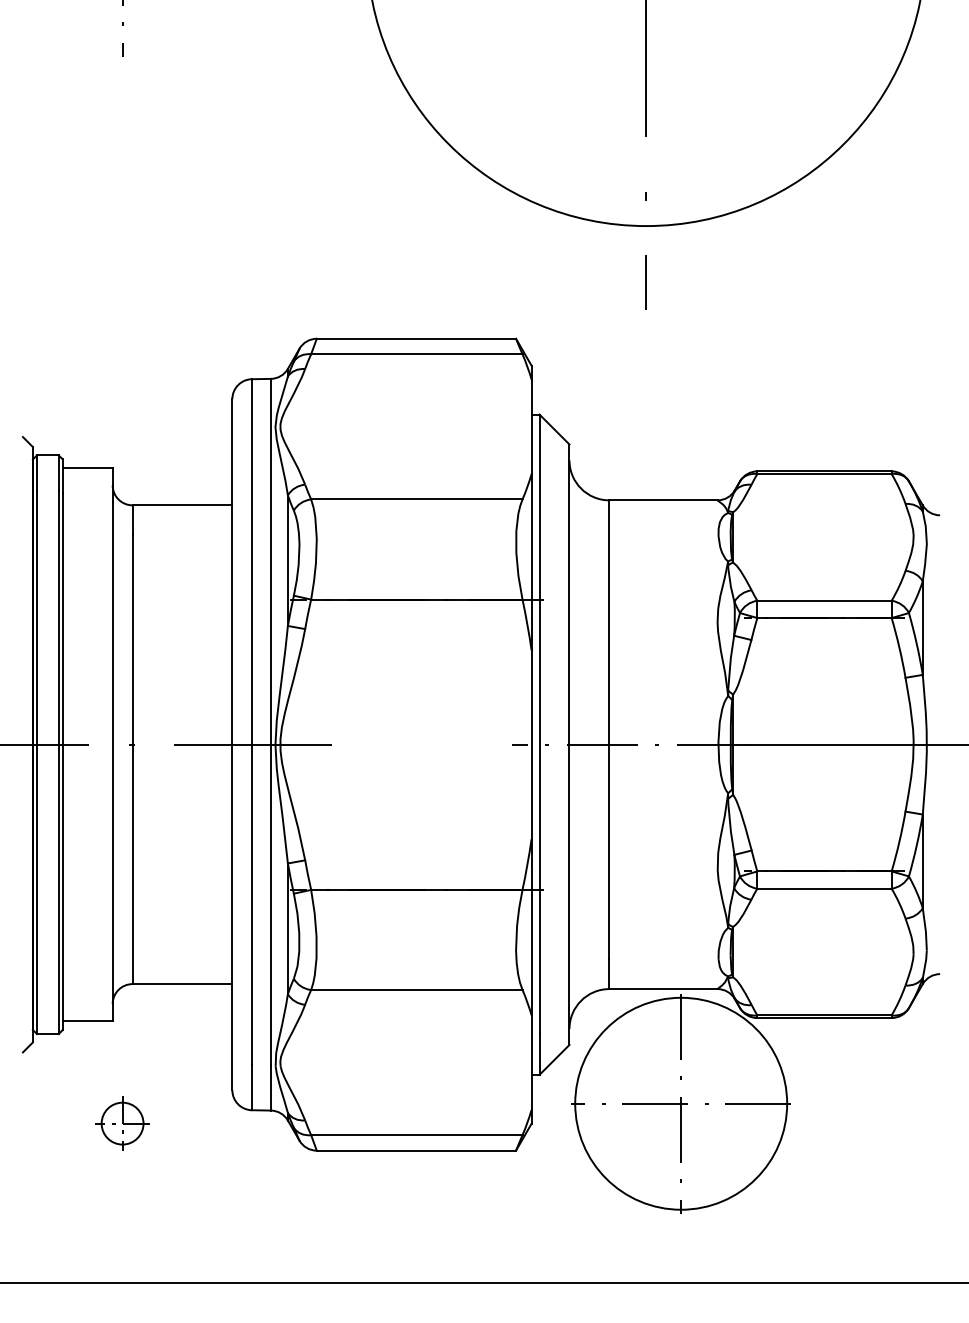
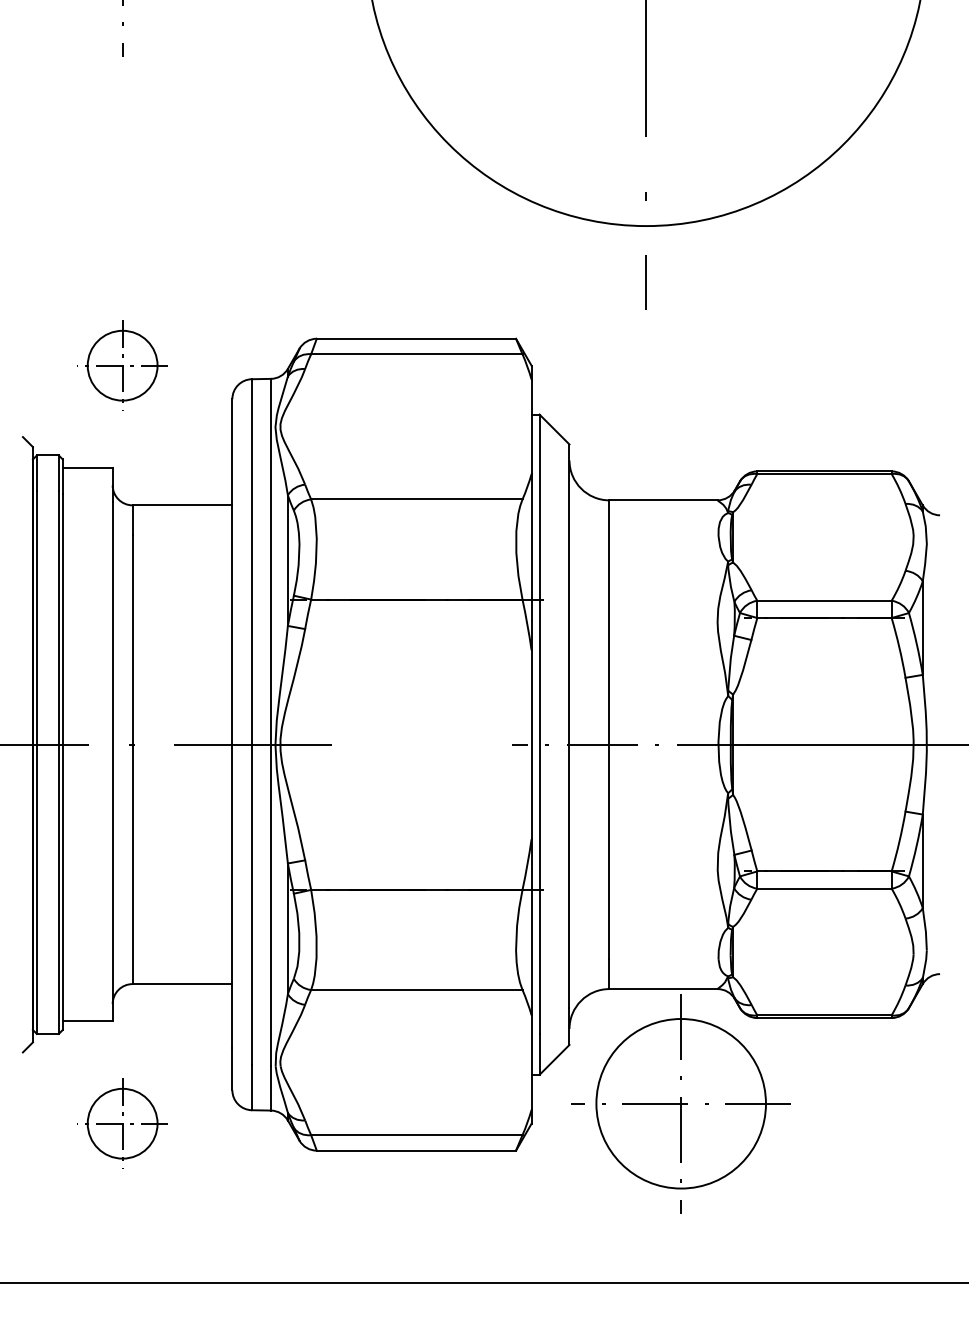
part: none -> present (122, 365)
circle diameter: 212 px -> 170 px (680, 1103)
part size: 55x55 px -> 91x91 px (122, 1123)
